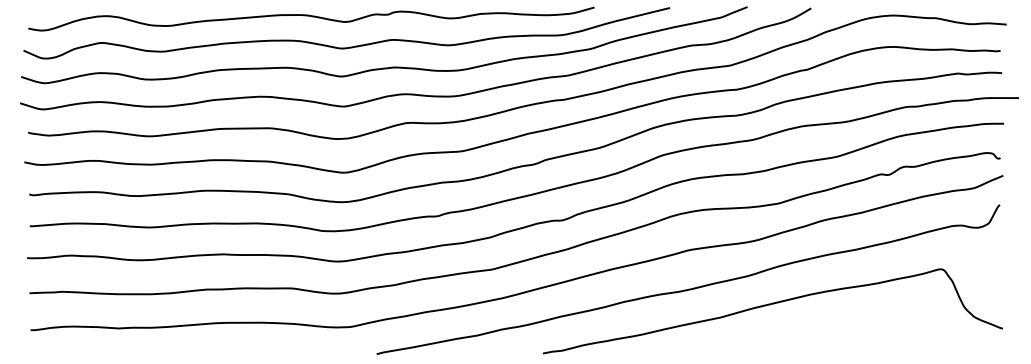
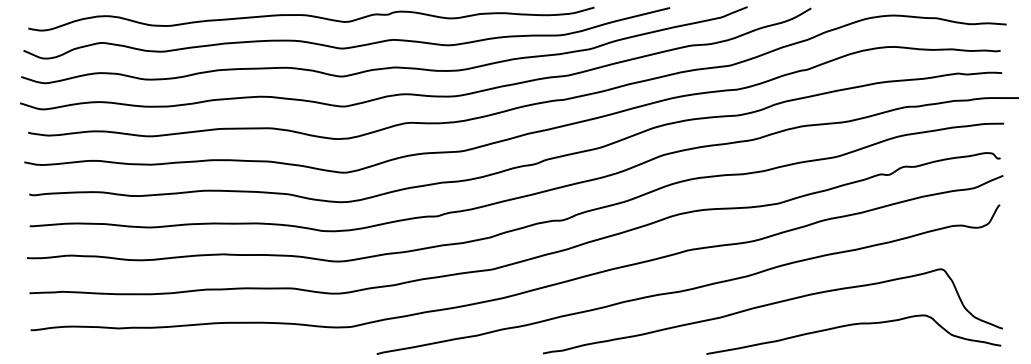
curve: none -> present (853, 325)
